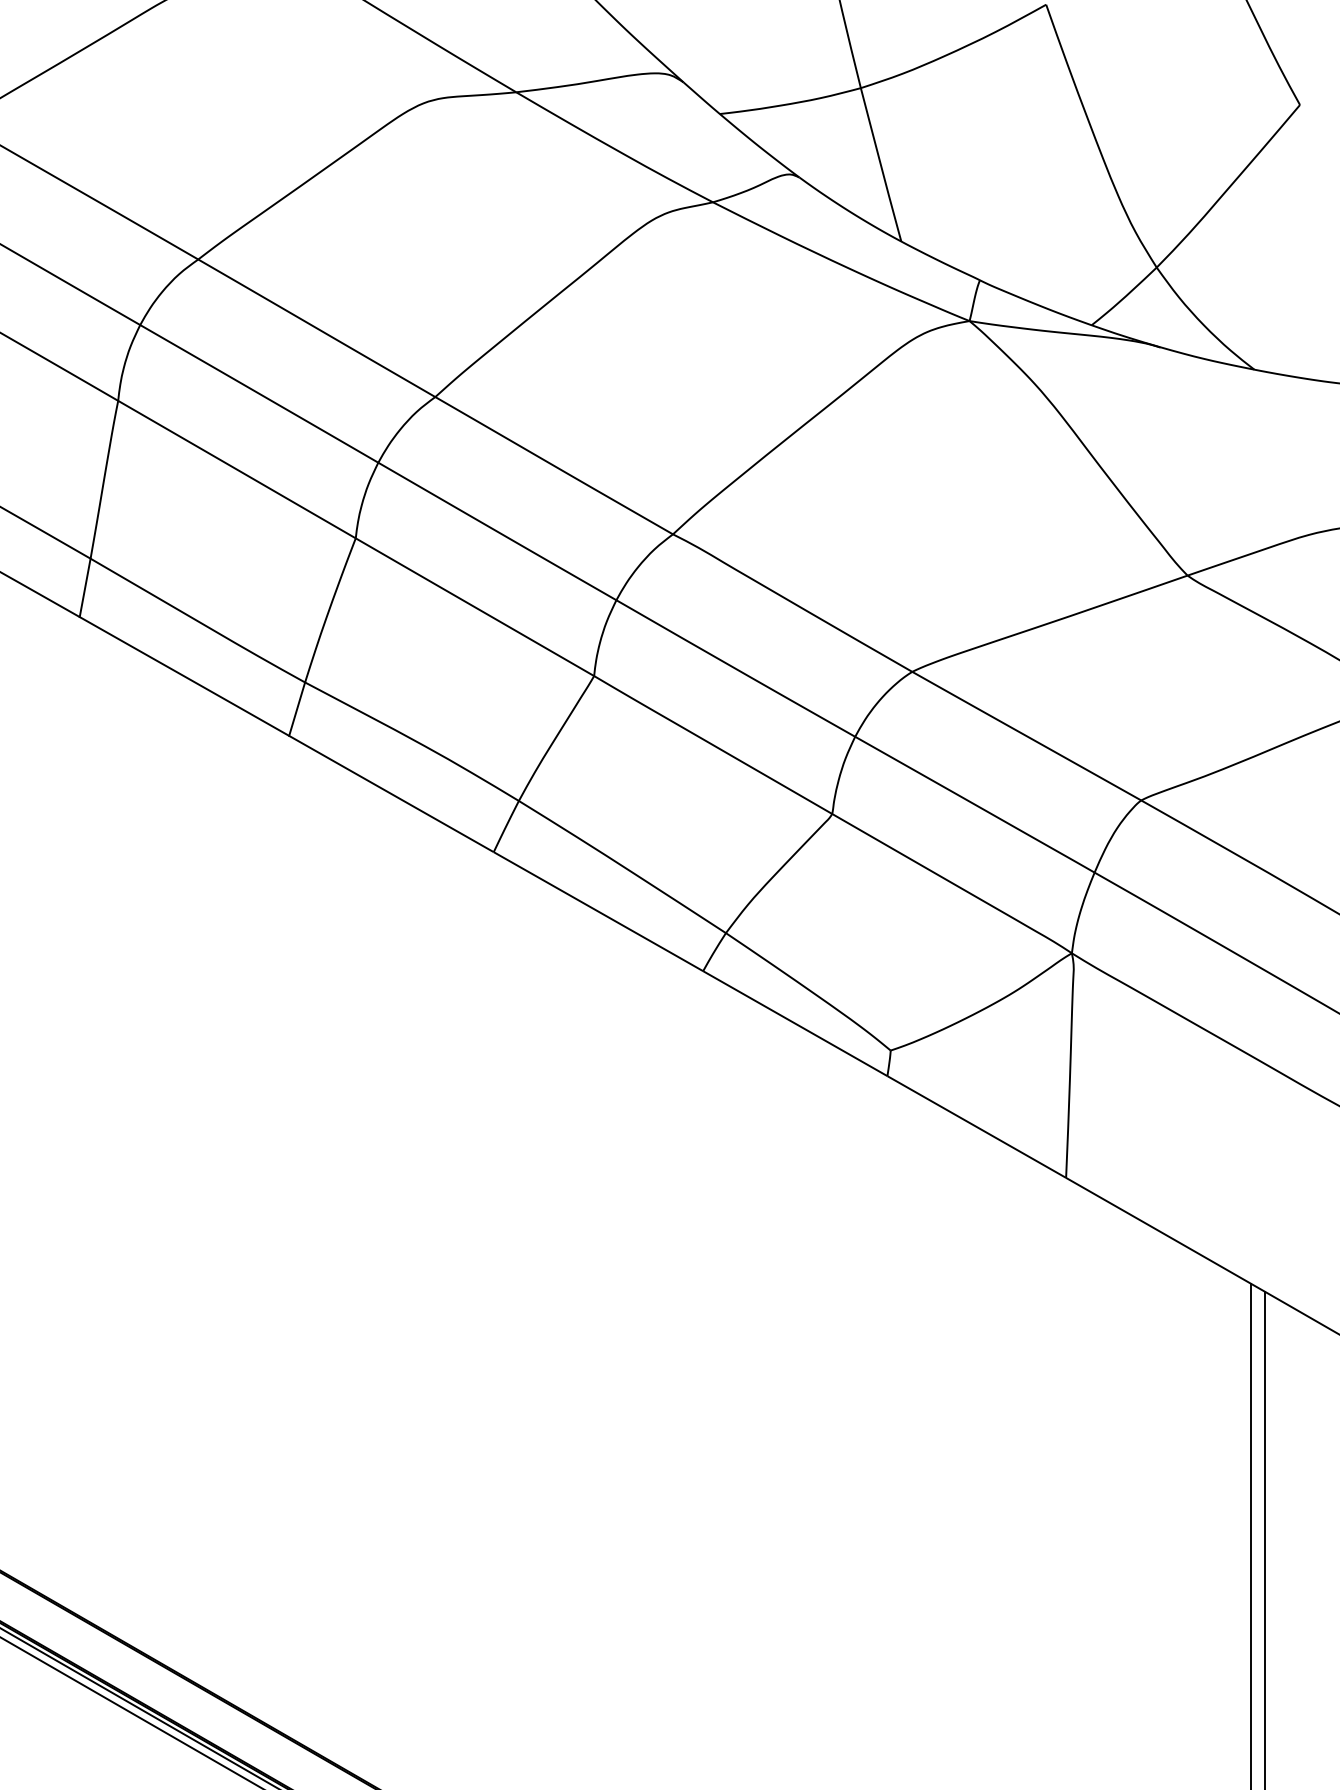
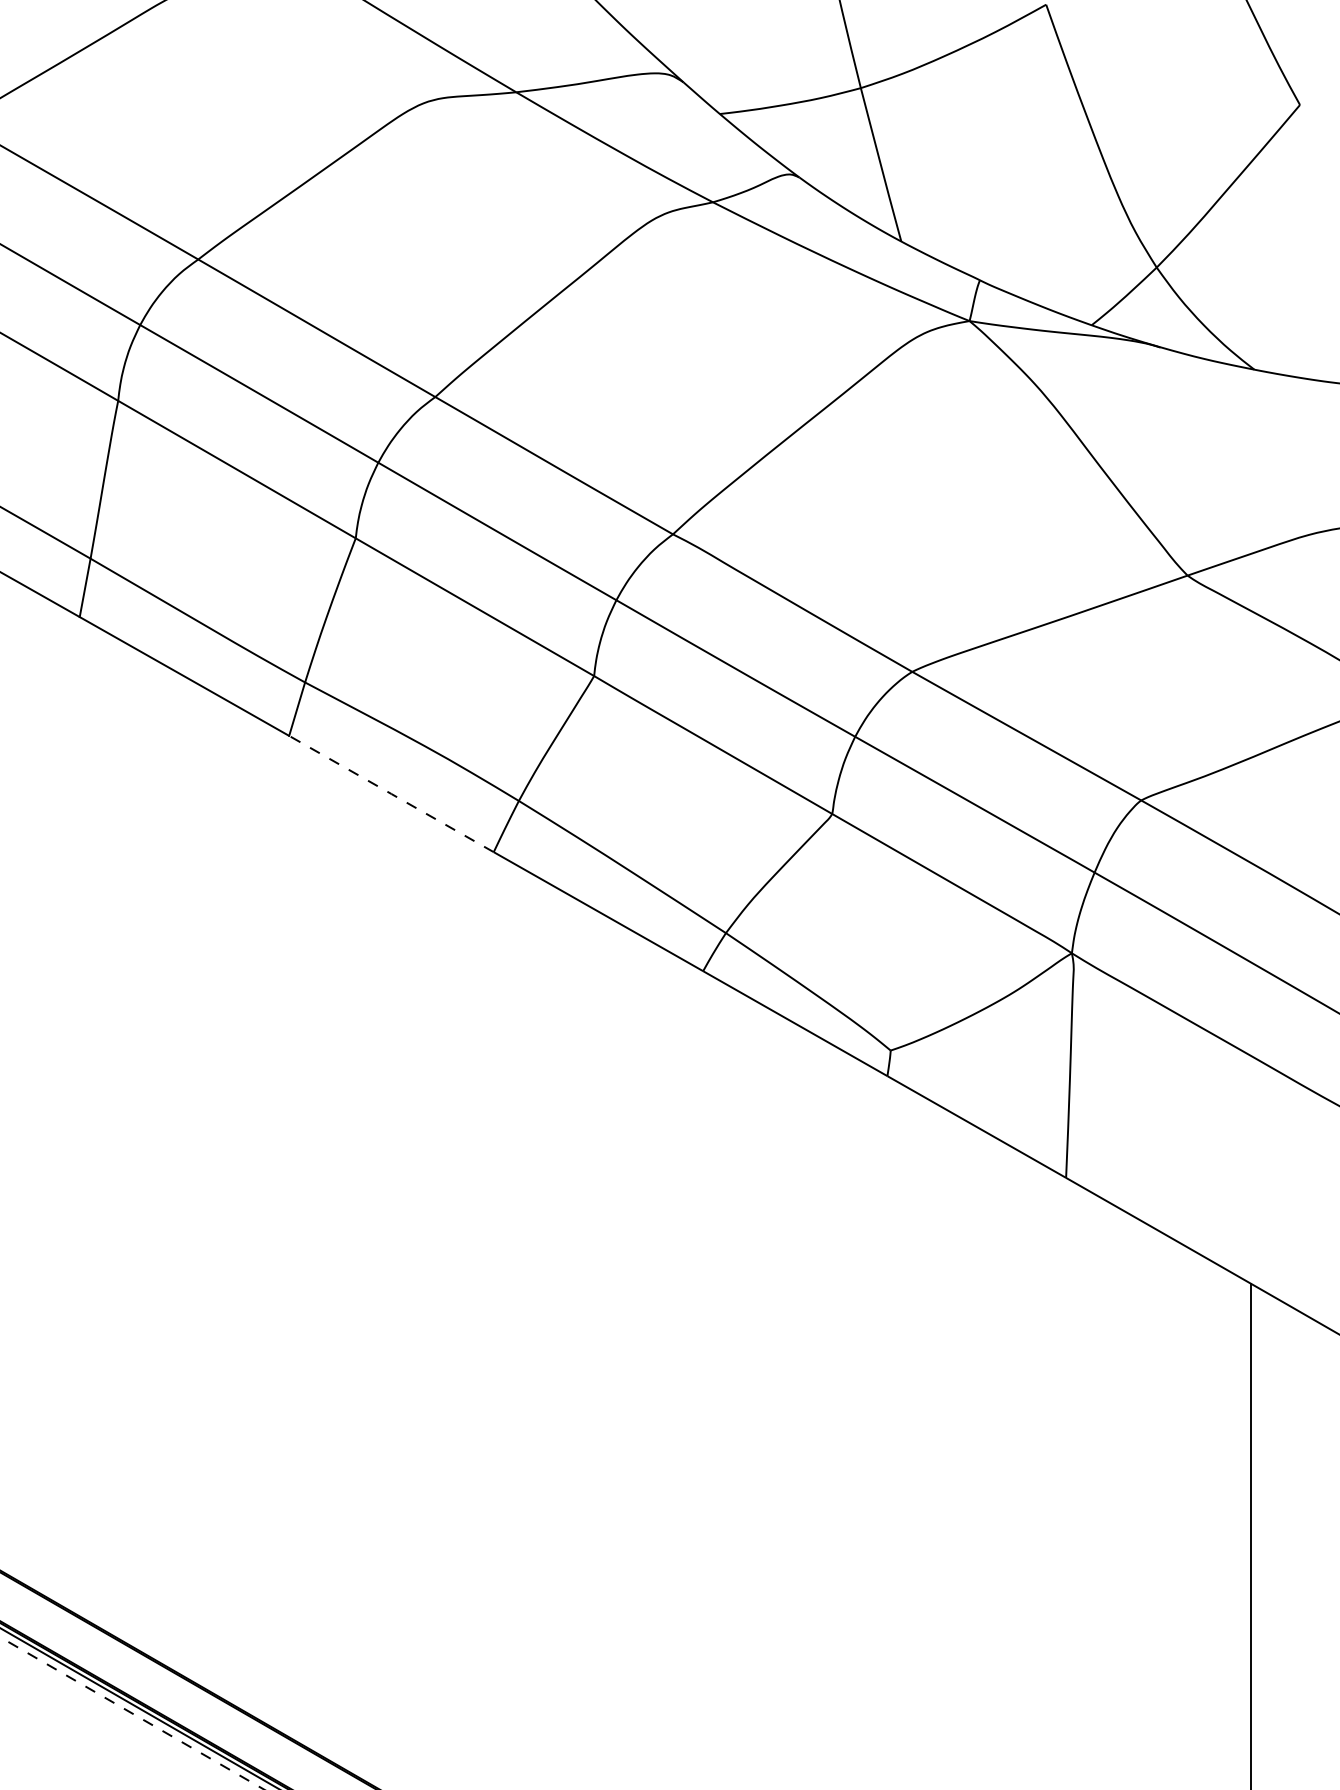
line: solid -> dashed (391, 794)
line: present -> none (1264, 1538)
line: solid -> dashed (132, 1713)
